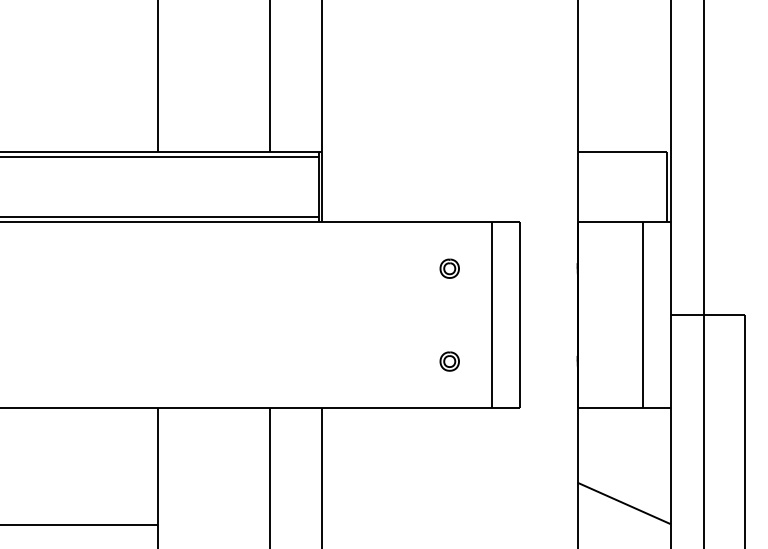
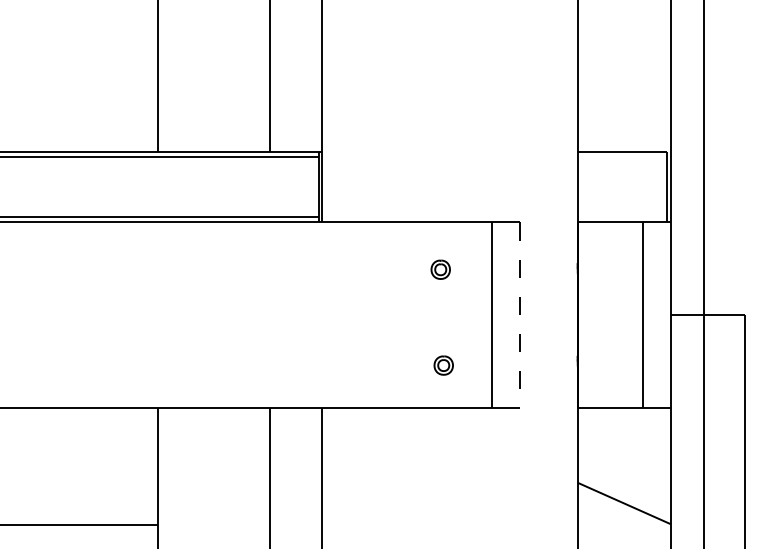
part position: (449, 268) -> (440, 269) (440, 269)
line: solid -> dashed (520, 315)
part position: (449, 361) -> (443, 365) (443, 365)
